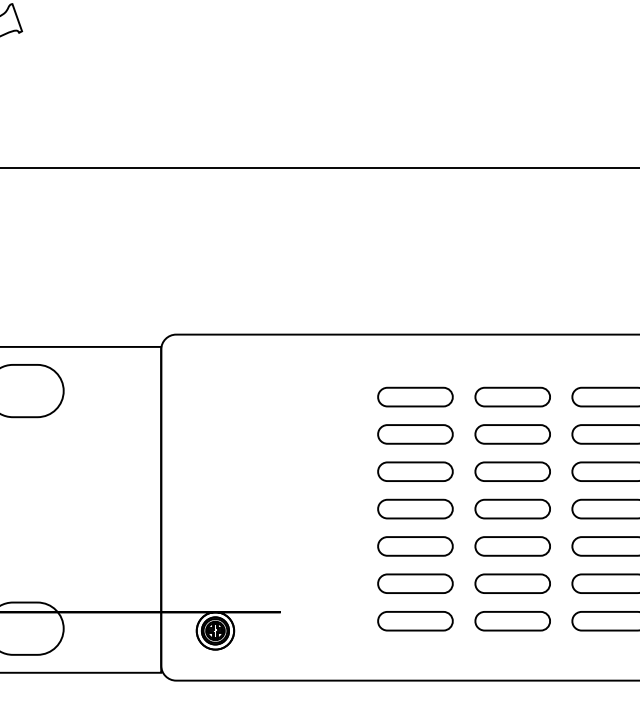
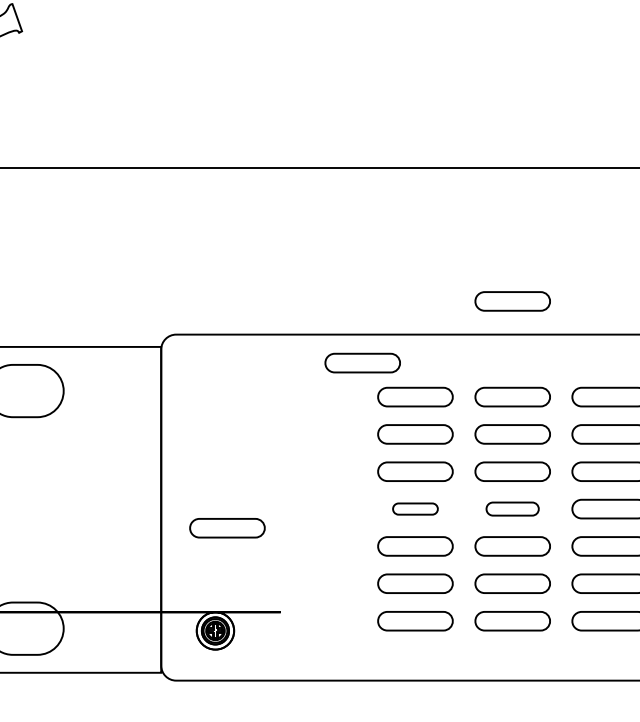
part: none -> present (512, 301)
part: none -> present (362, 362)
part size: 77x22 px -> 47x14 px (415, 508)
part size: 77x22 px -> 55x16 px (512, 508)
part: none -> present (227, 528)
